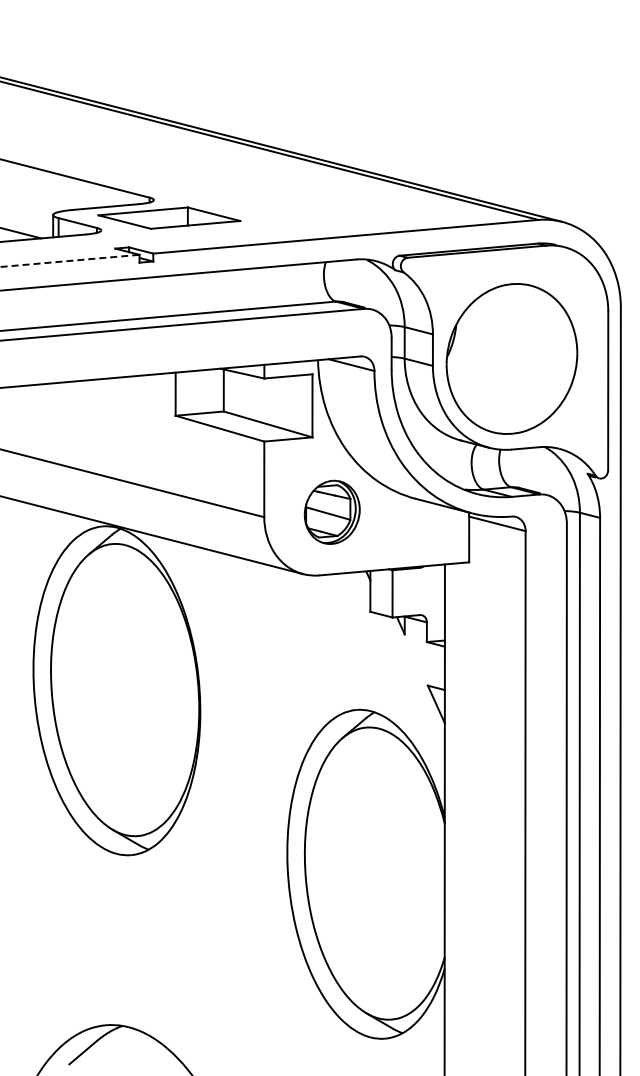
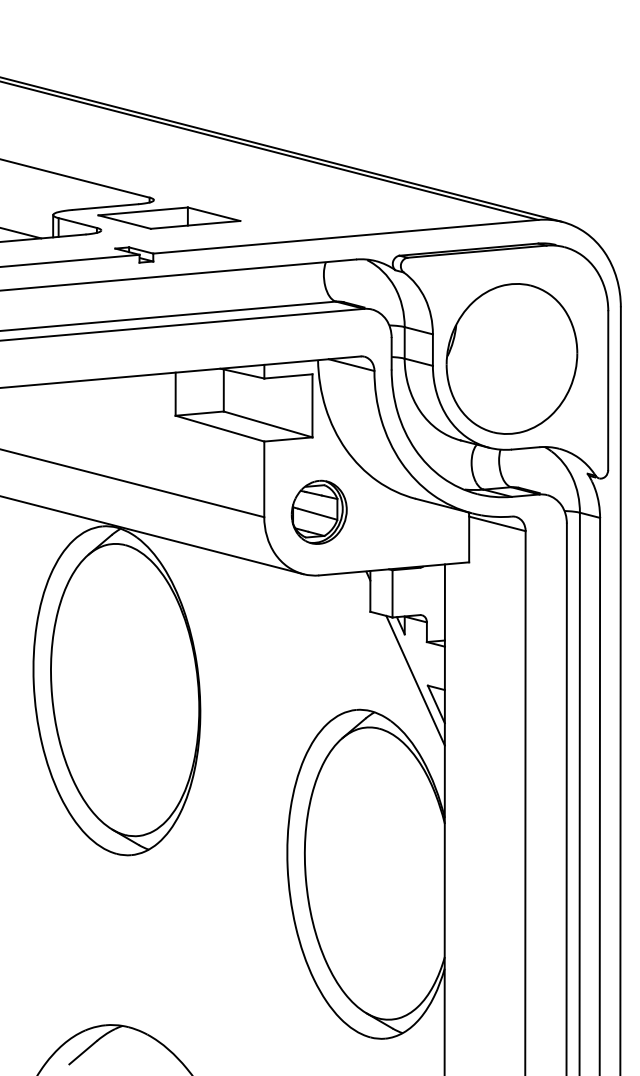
line: dashed -> solid (69, 260)
part position: (331, 511) -> (318, 511) (318, 511)
line: none -> present (415, 680)
